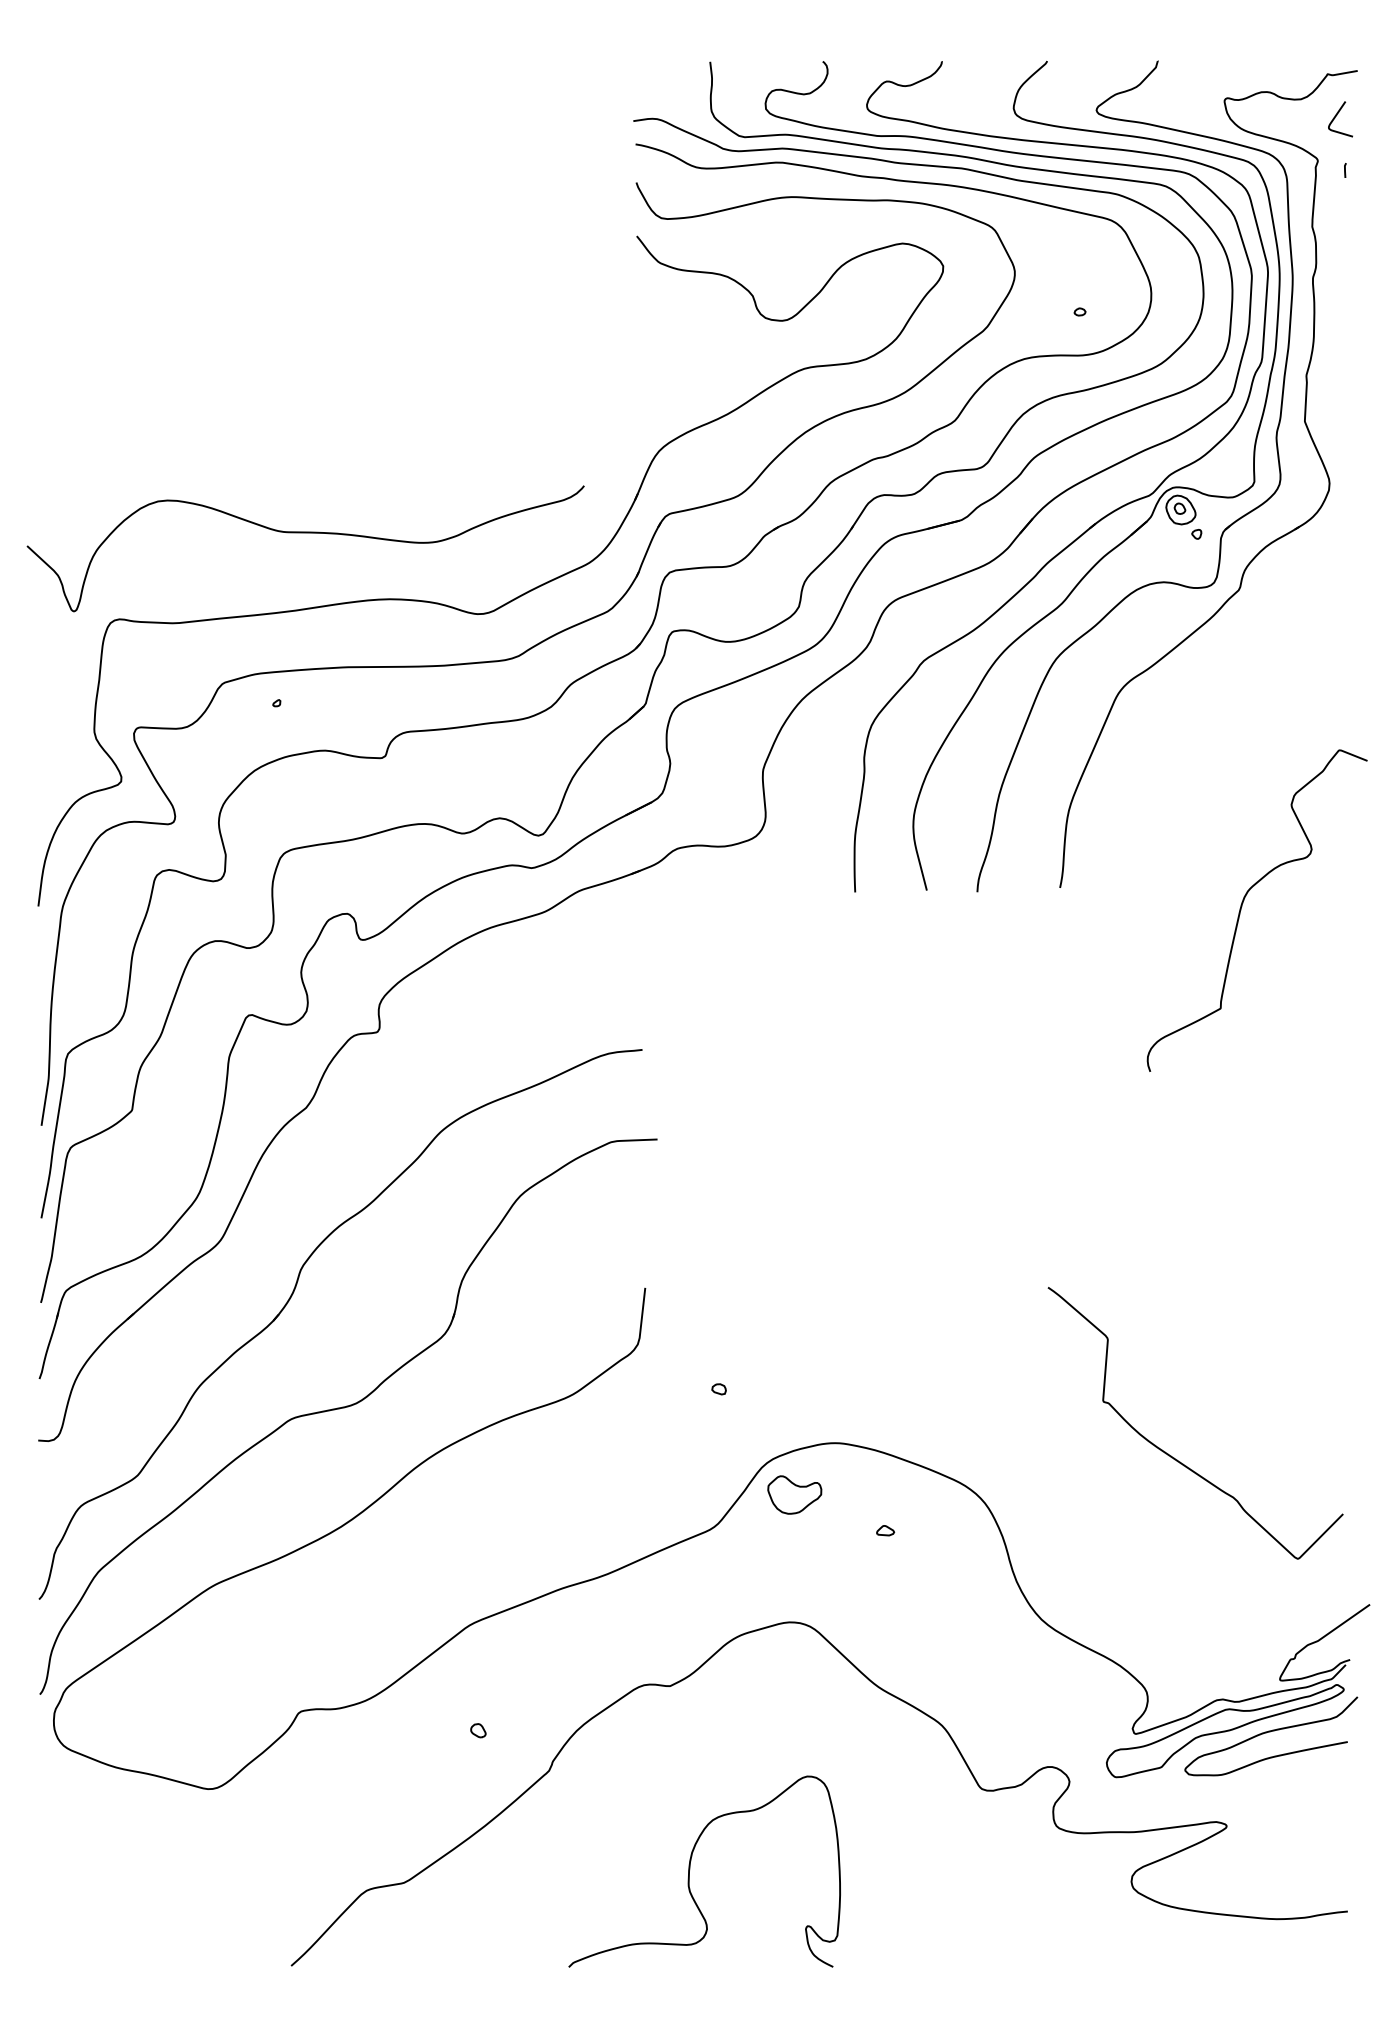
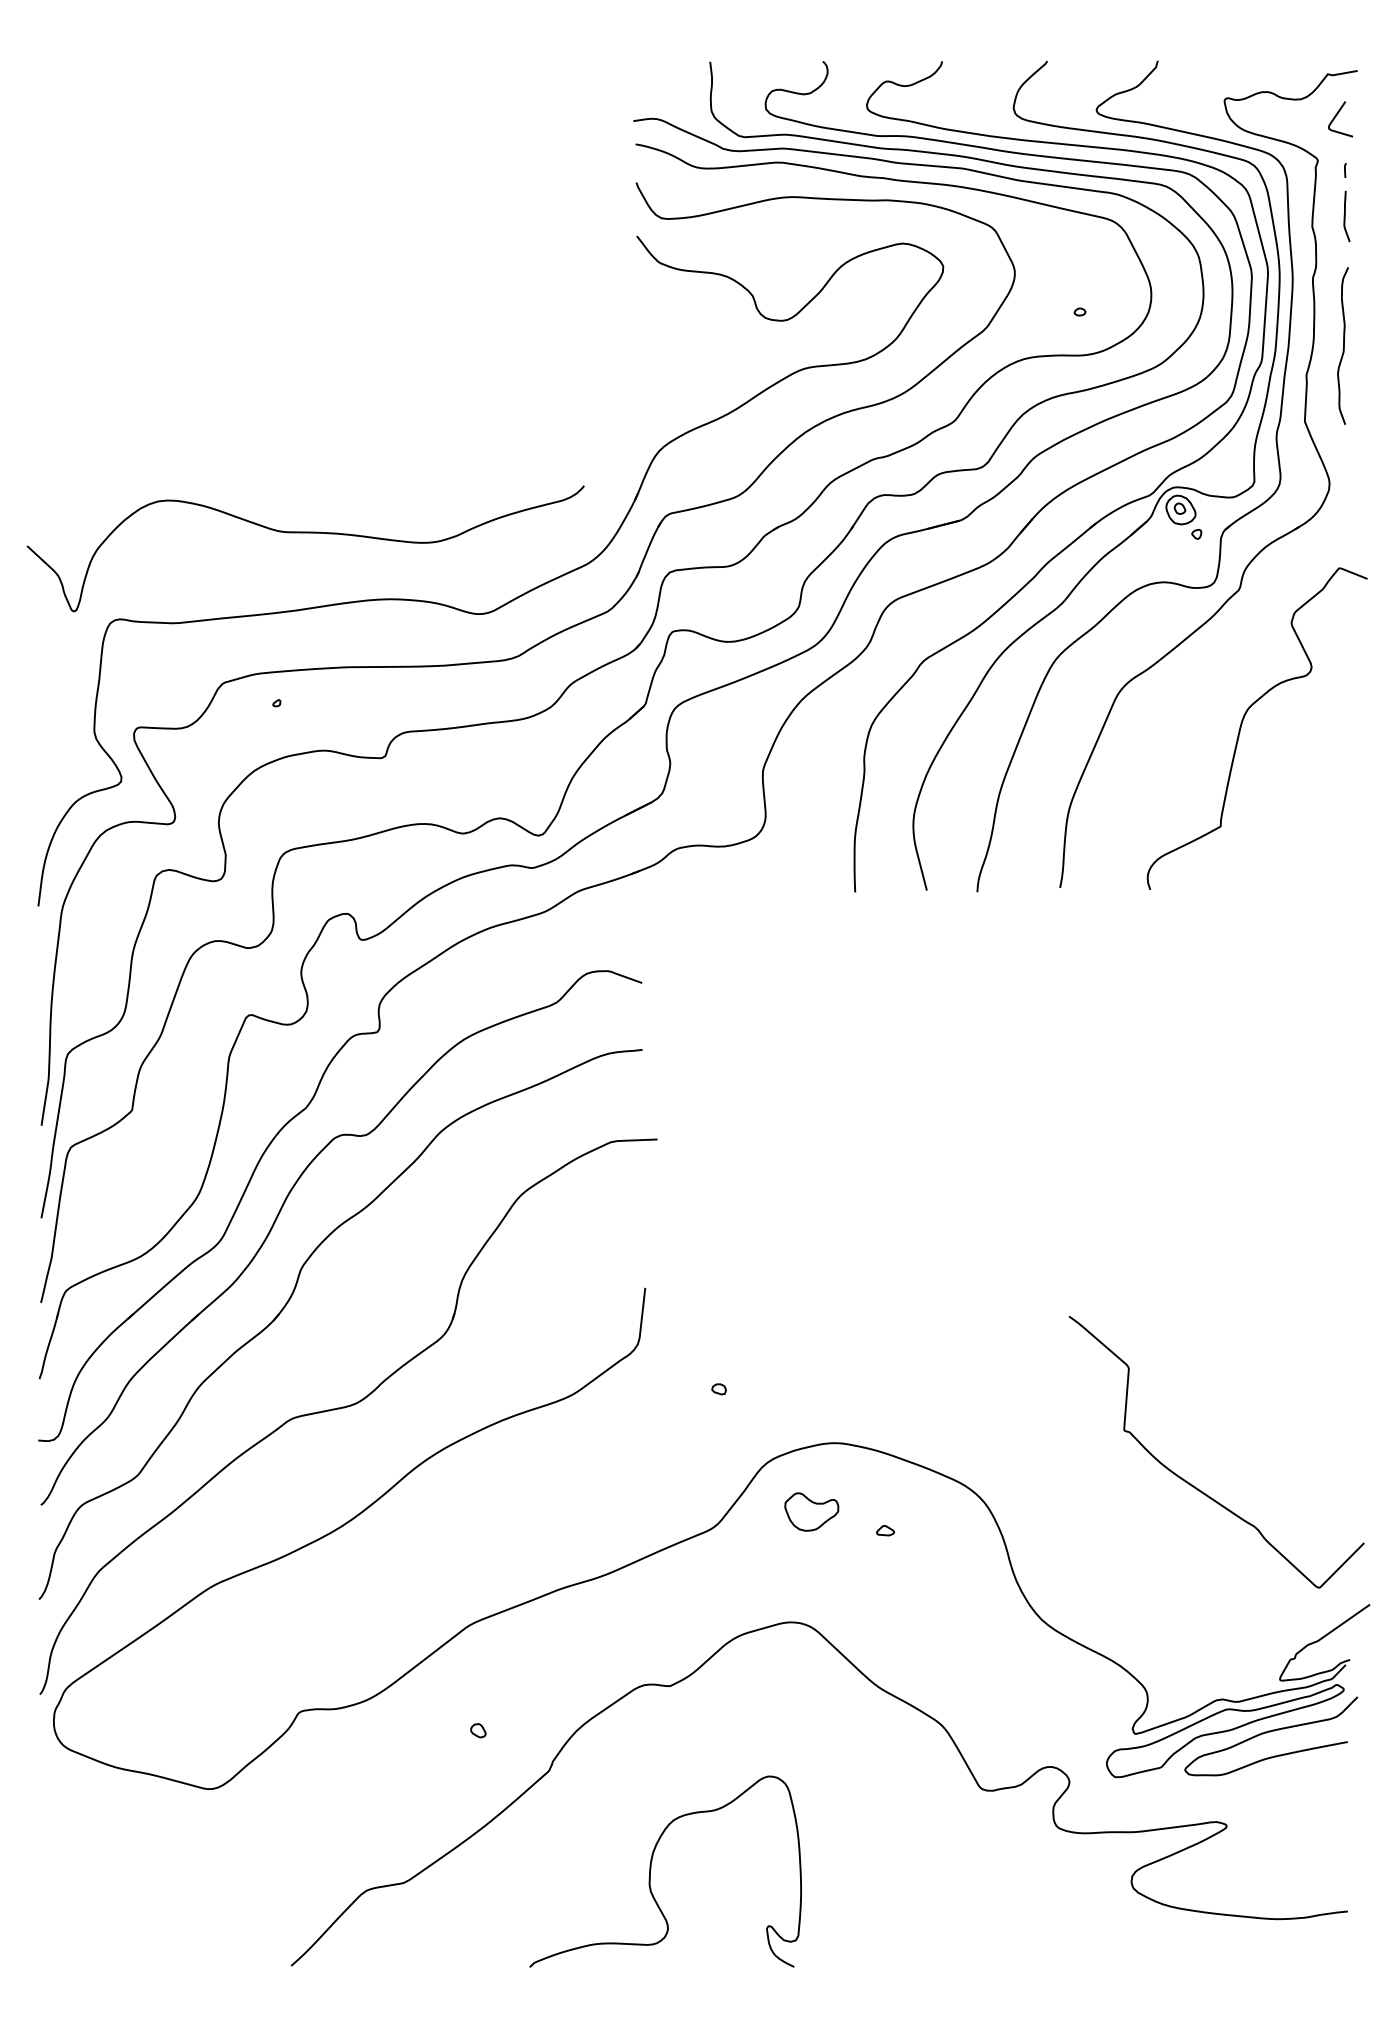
curve: none -> present (1345, 216)
curve: none -> present (1343, 345)
curve position: (1242, 906) -> (1242, 724) (1242, 724)
part: none -> present (282, 1208)
curve position: (1174, 1457) -> (1195, 1486) (1195, 1486)
part position: (794, 1494) -> (811, 1511) (811, 1511)
curve position: (690, 1869) -> (651, 1869) (651, 1869)
